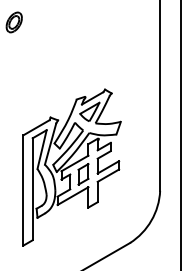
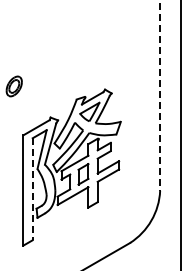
part position: (13, 22) -> (13, 86) (13, 86)
line: solid -> dashed (160, 95)
line: solid -> dashed (32, 189)
